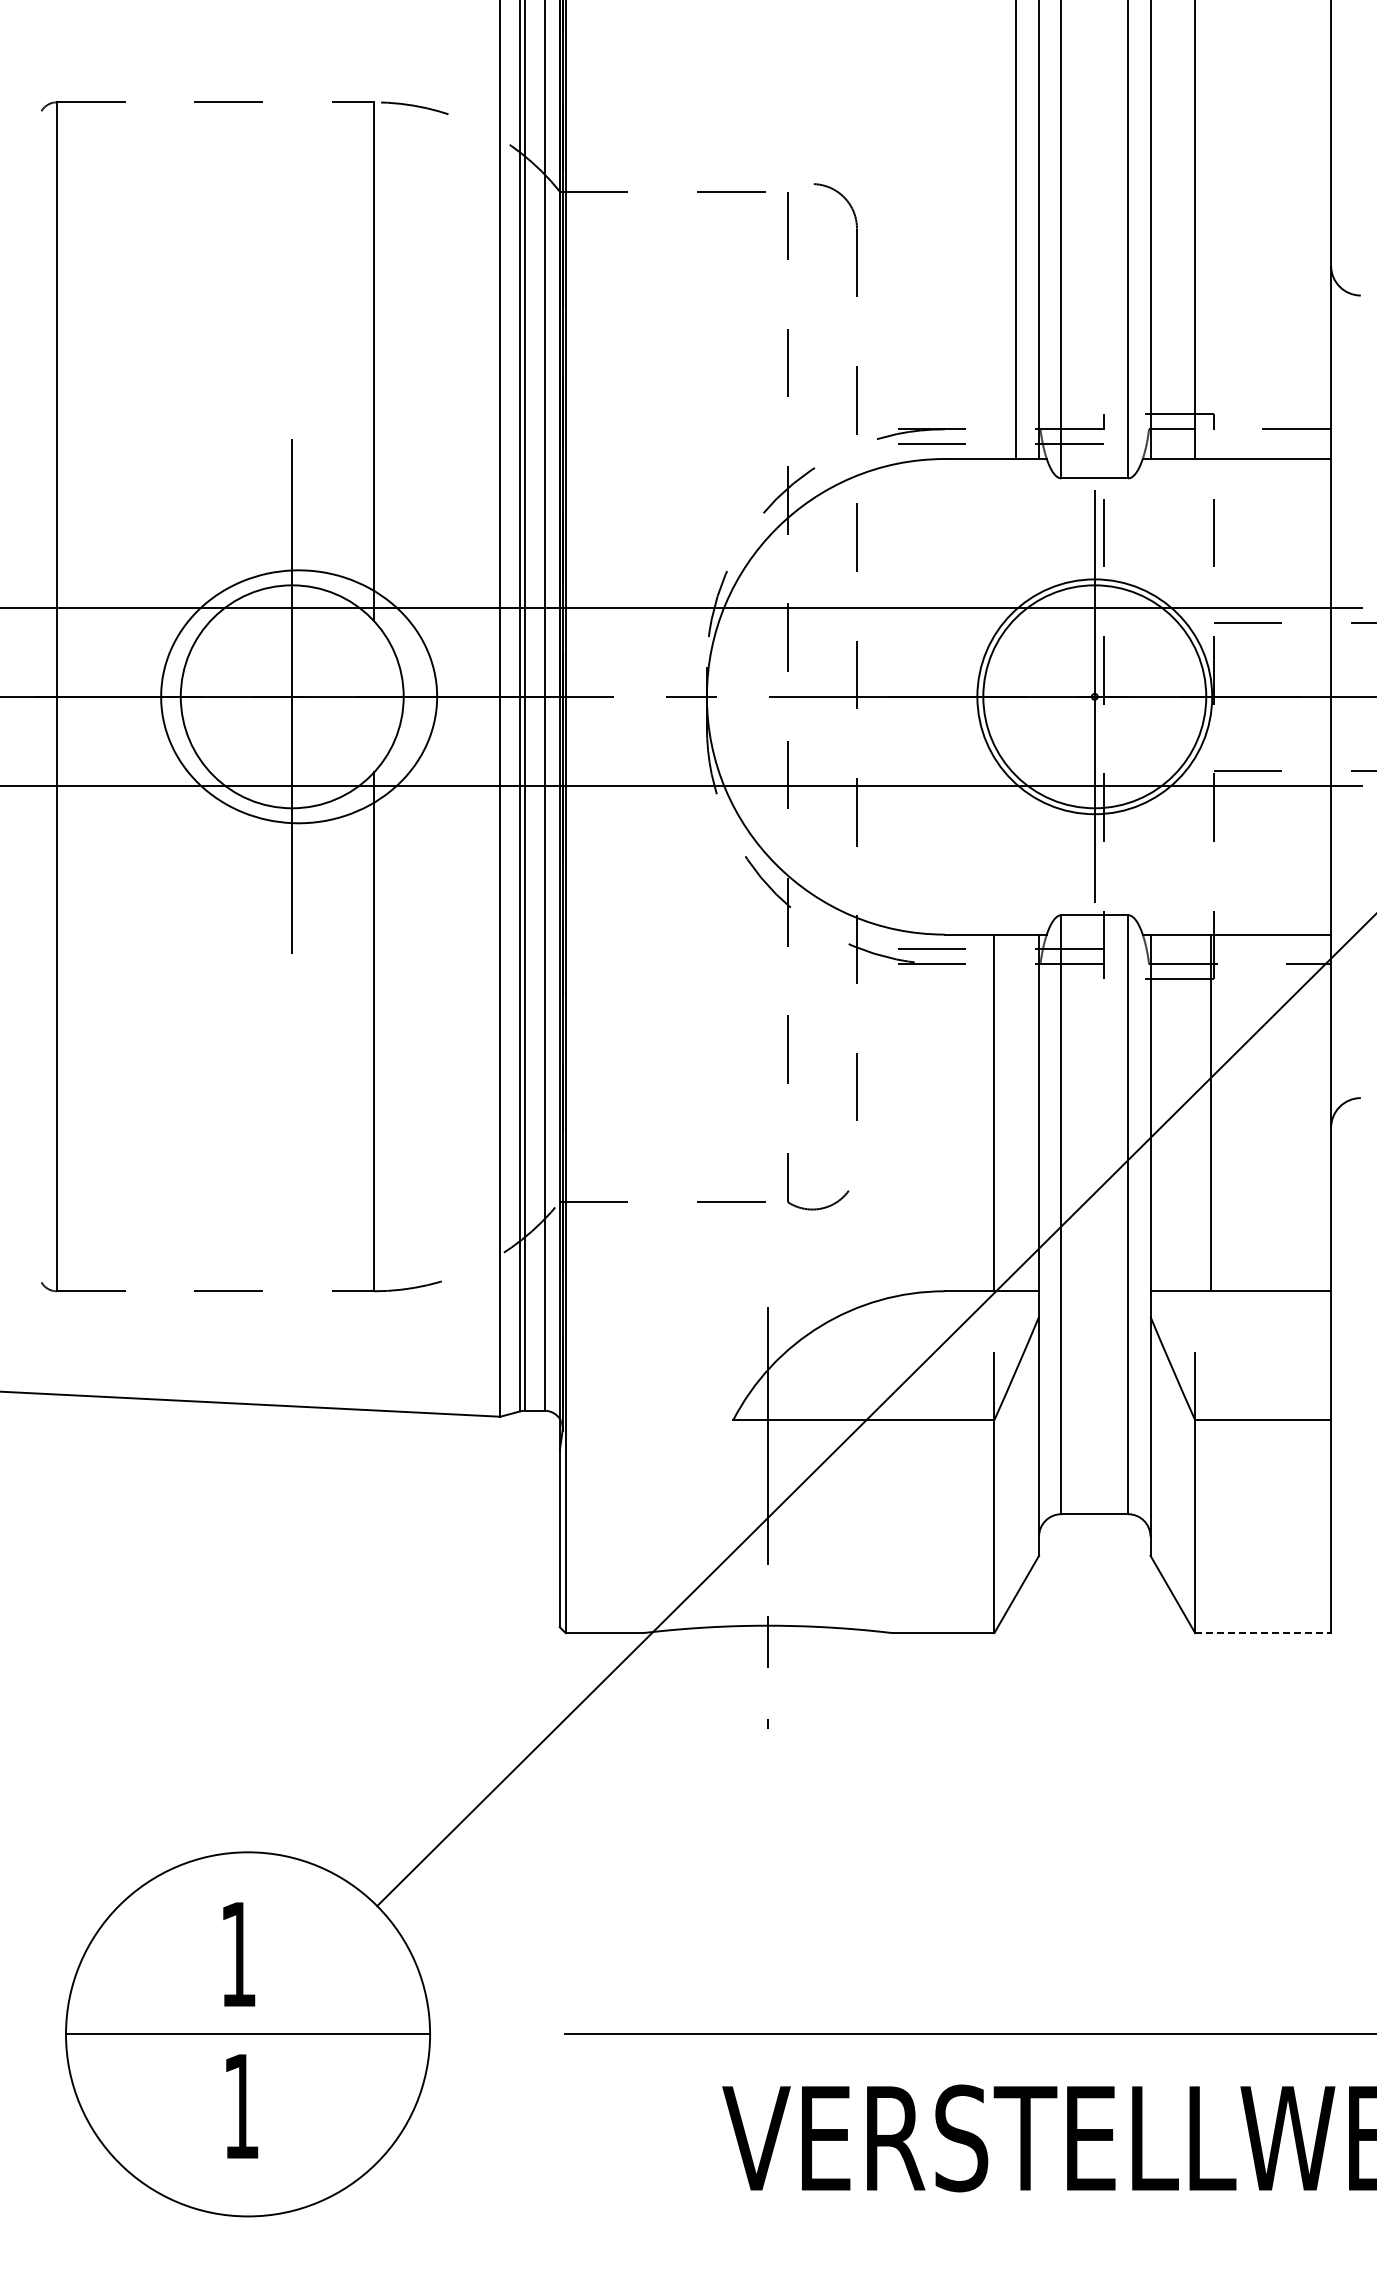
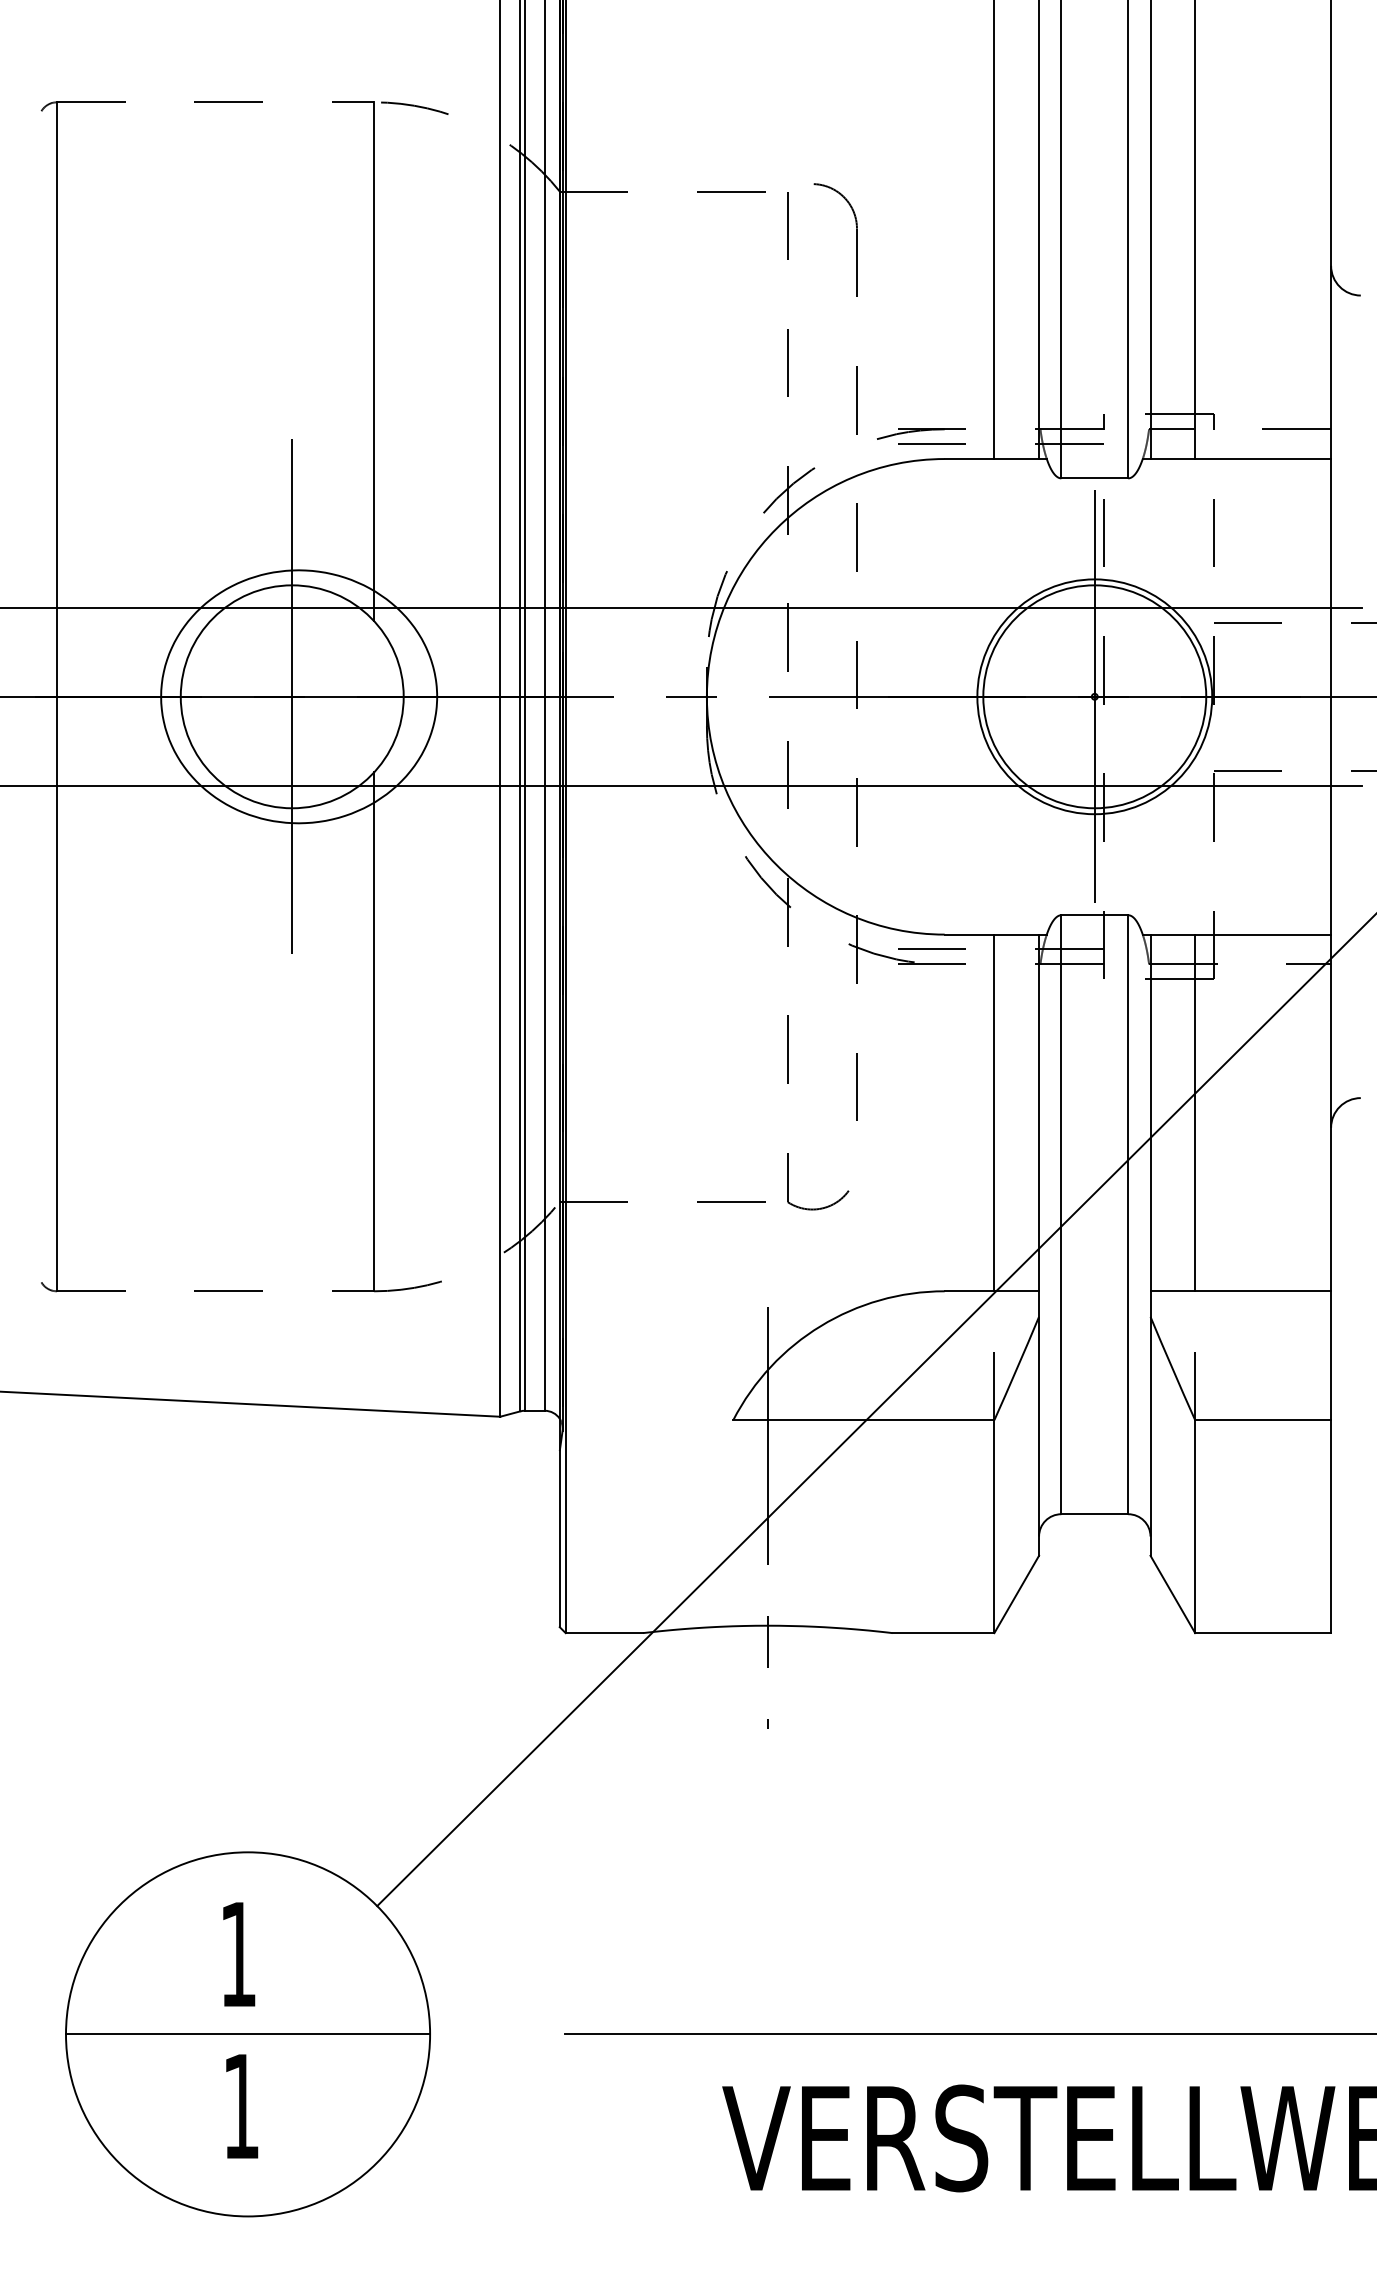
line position: (1016, 230) -> (994, 230) (994, 230)
line position: (1211, 1112) -> (1195, 1112) (1195, 1112)
line: dashed -> solid (1263, 1633)
